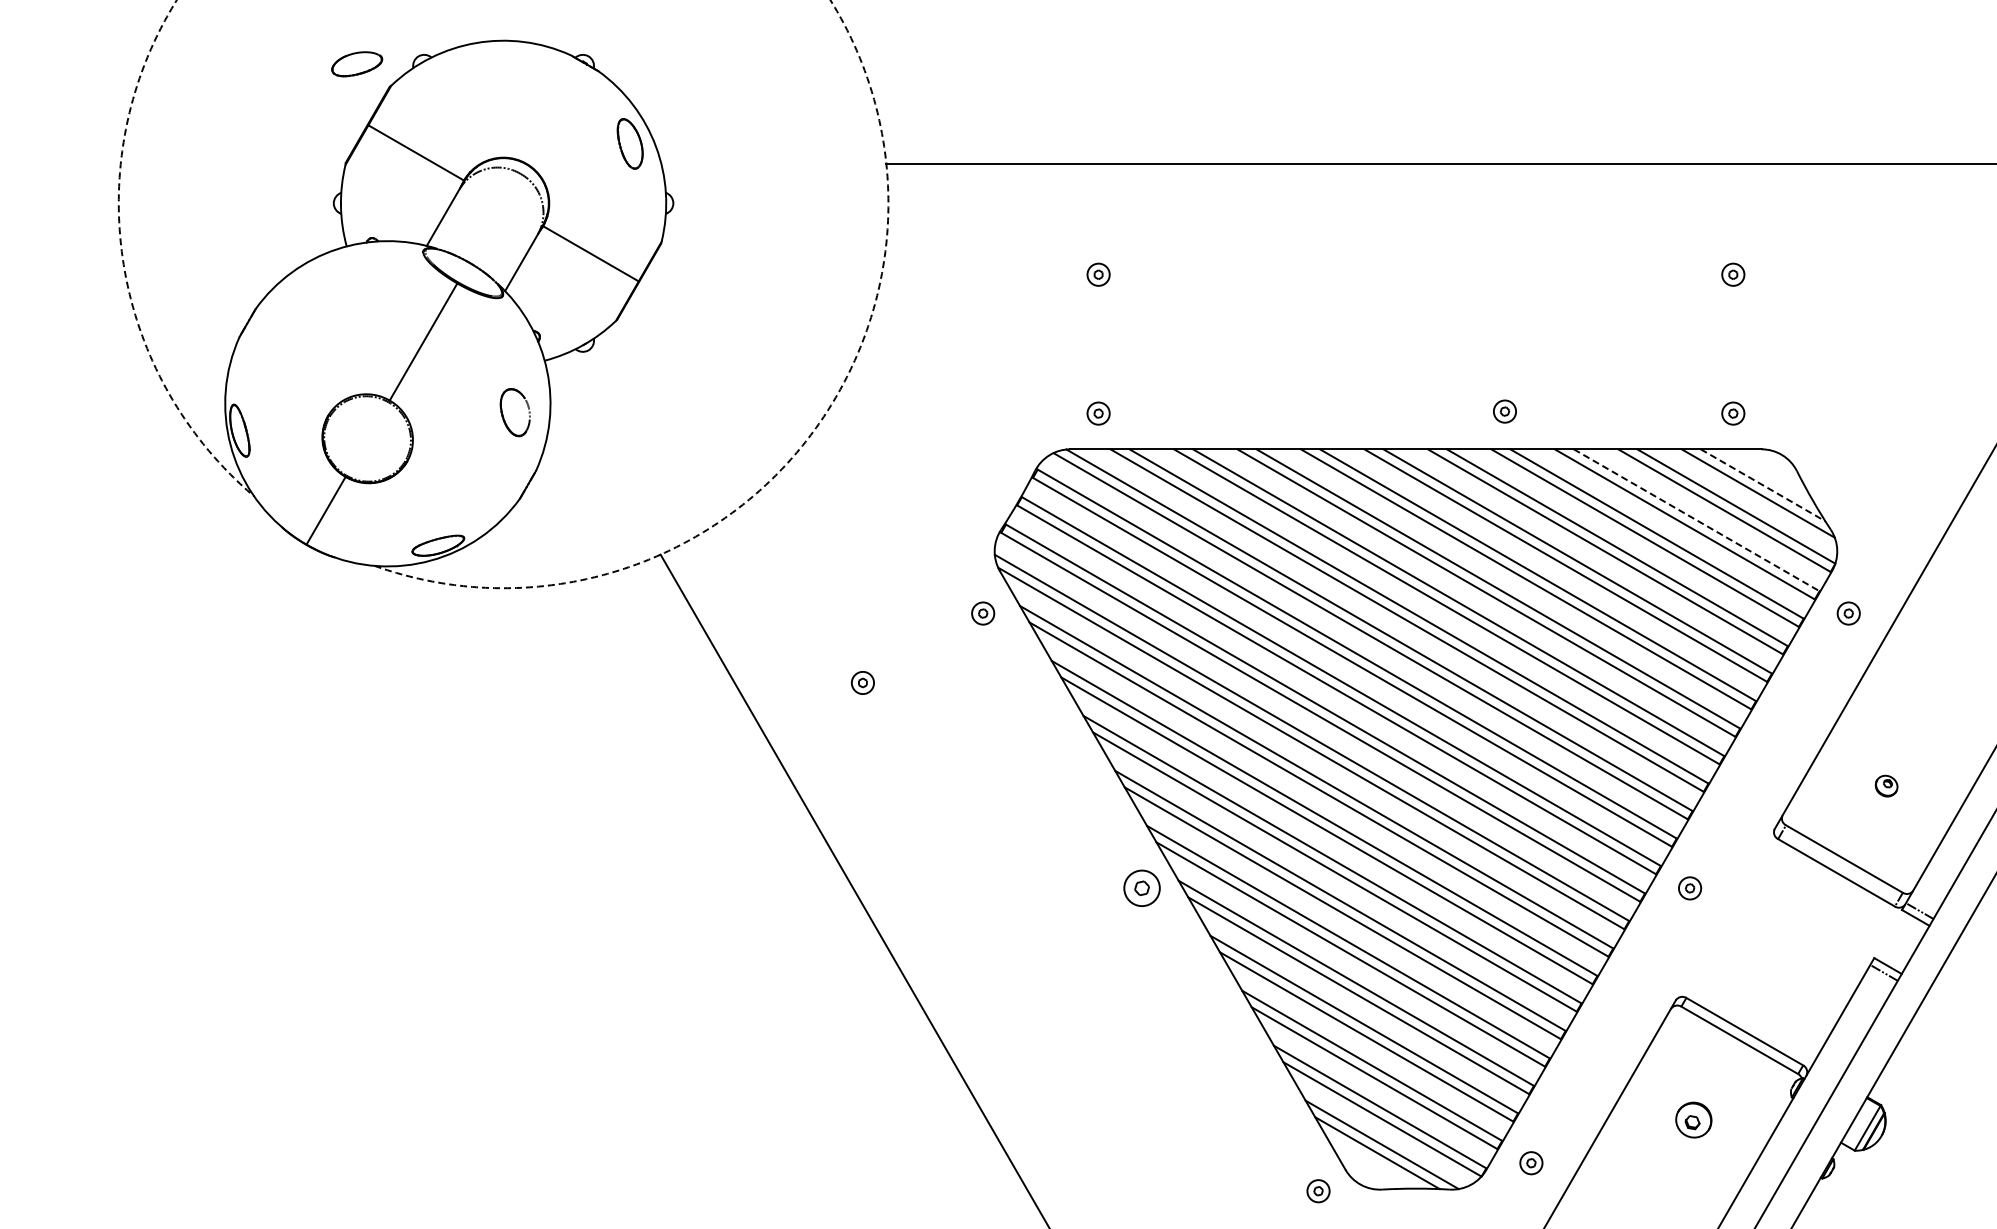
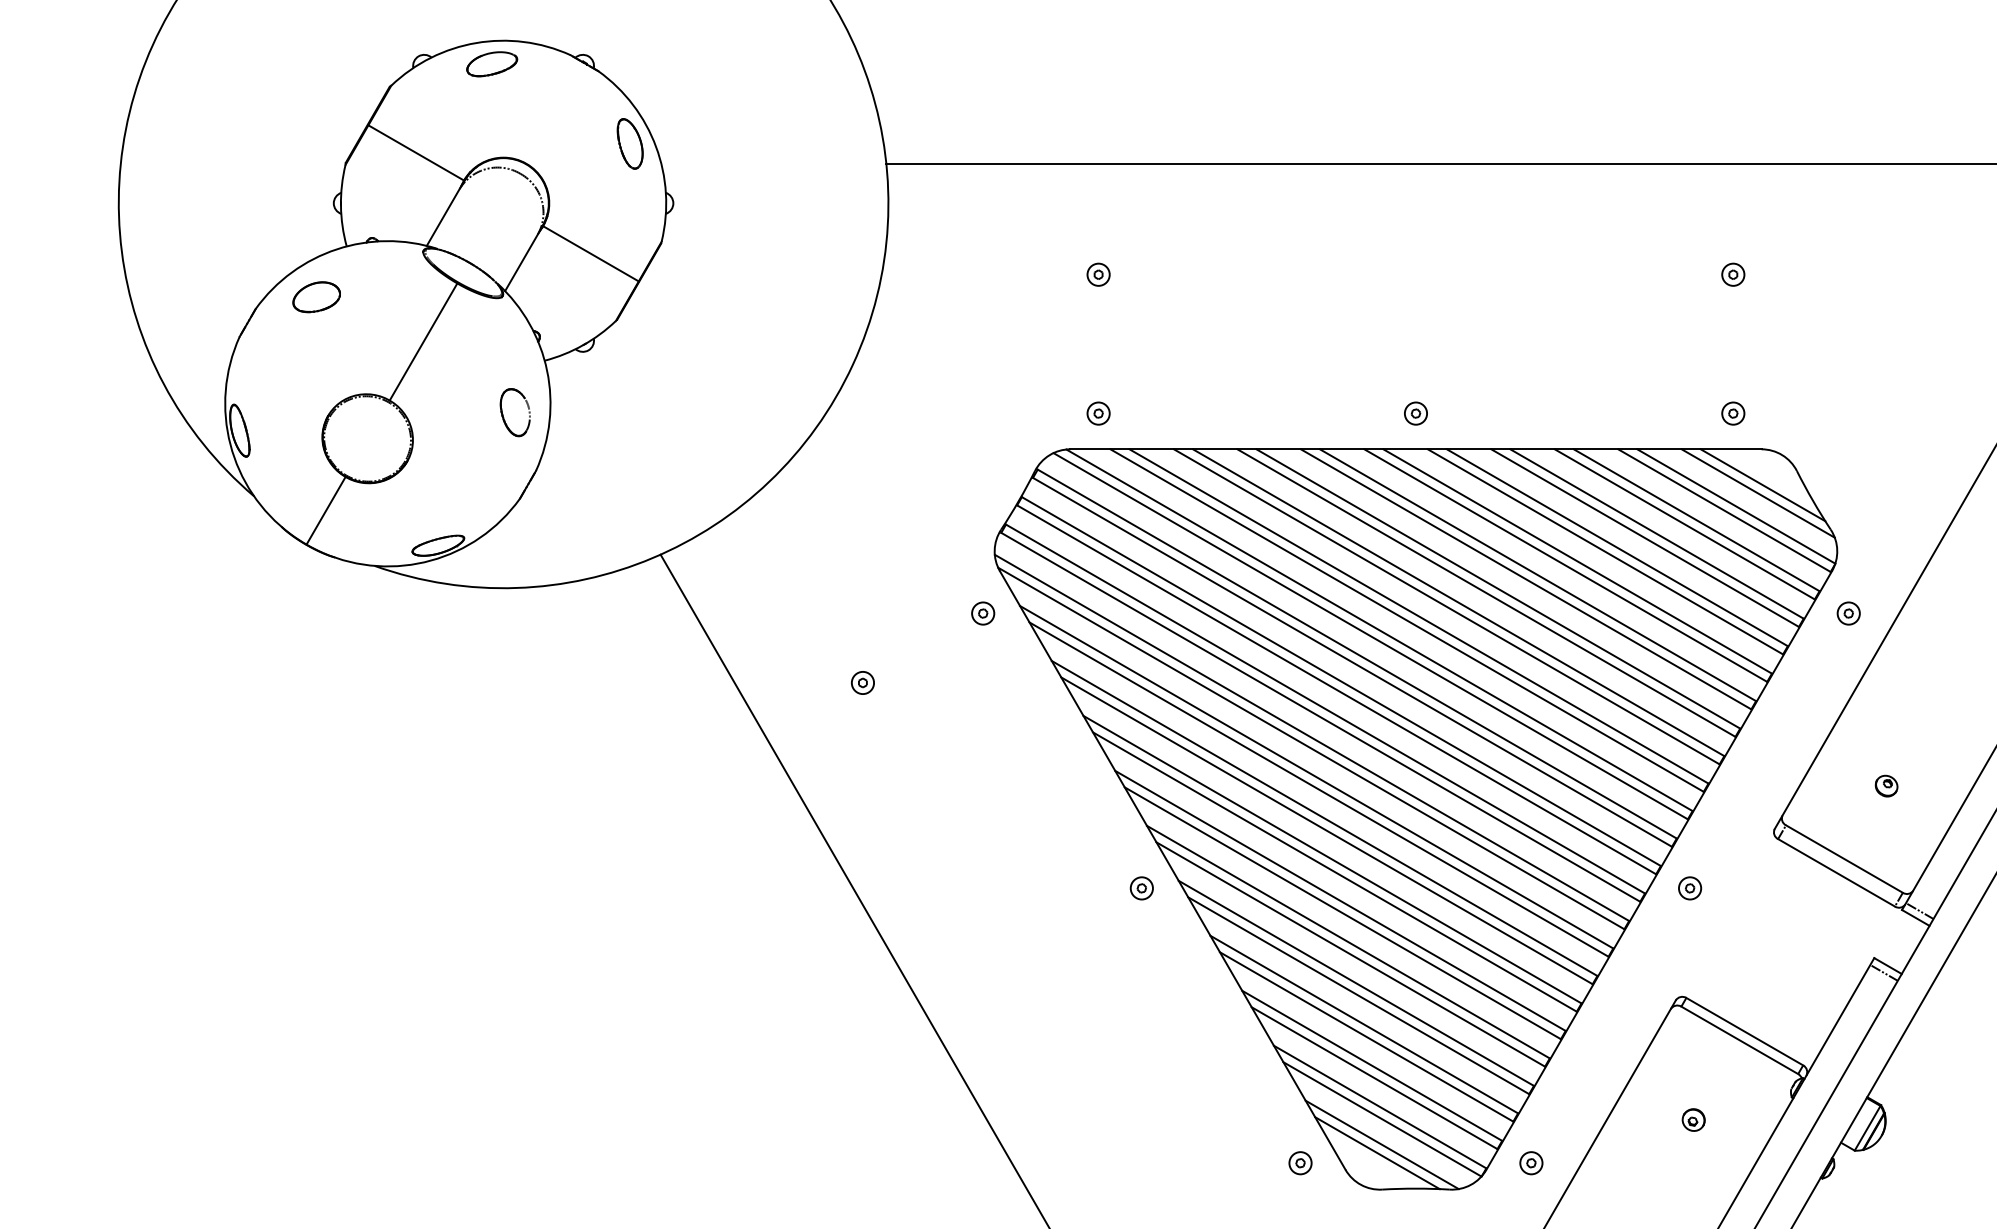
part position: (357, 64) -> (492, 64) (492, 64)
arc: dashed -> solid (888, 190)
part: none -> present (316, 297)
part position: (1504, 411) -> (1415, 413) (1415, 413)
line: dashed -> solid (1763, 485)
line: dashed -> solid (1696, 520)
part size: 38x38 px -> 25x25 px (1141, 888)
part size: 38x38 px -> 25x24 px (1693, 1119)
part position: (1318, 1191) -> (1300, 1163) (1300, 1163)
